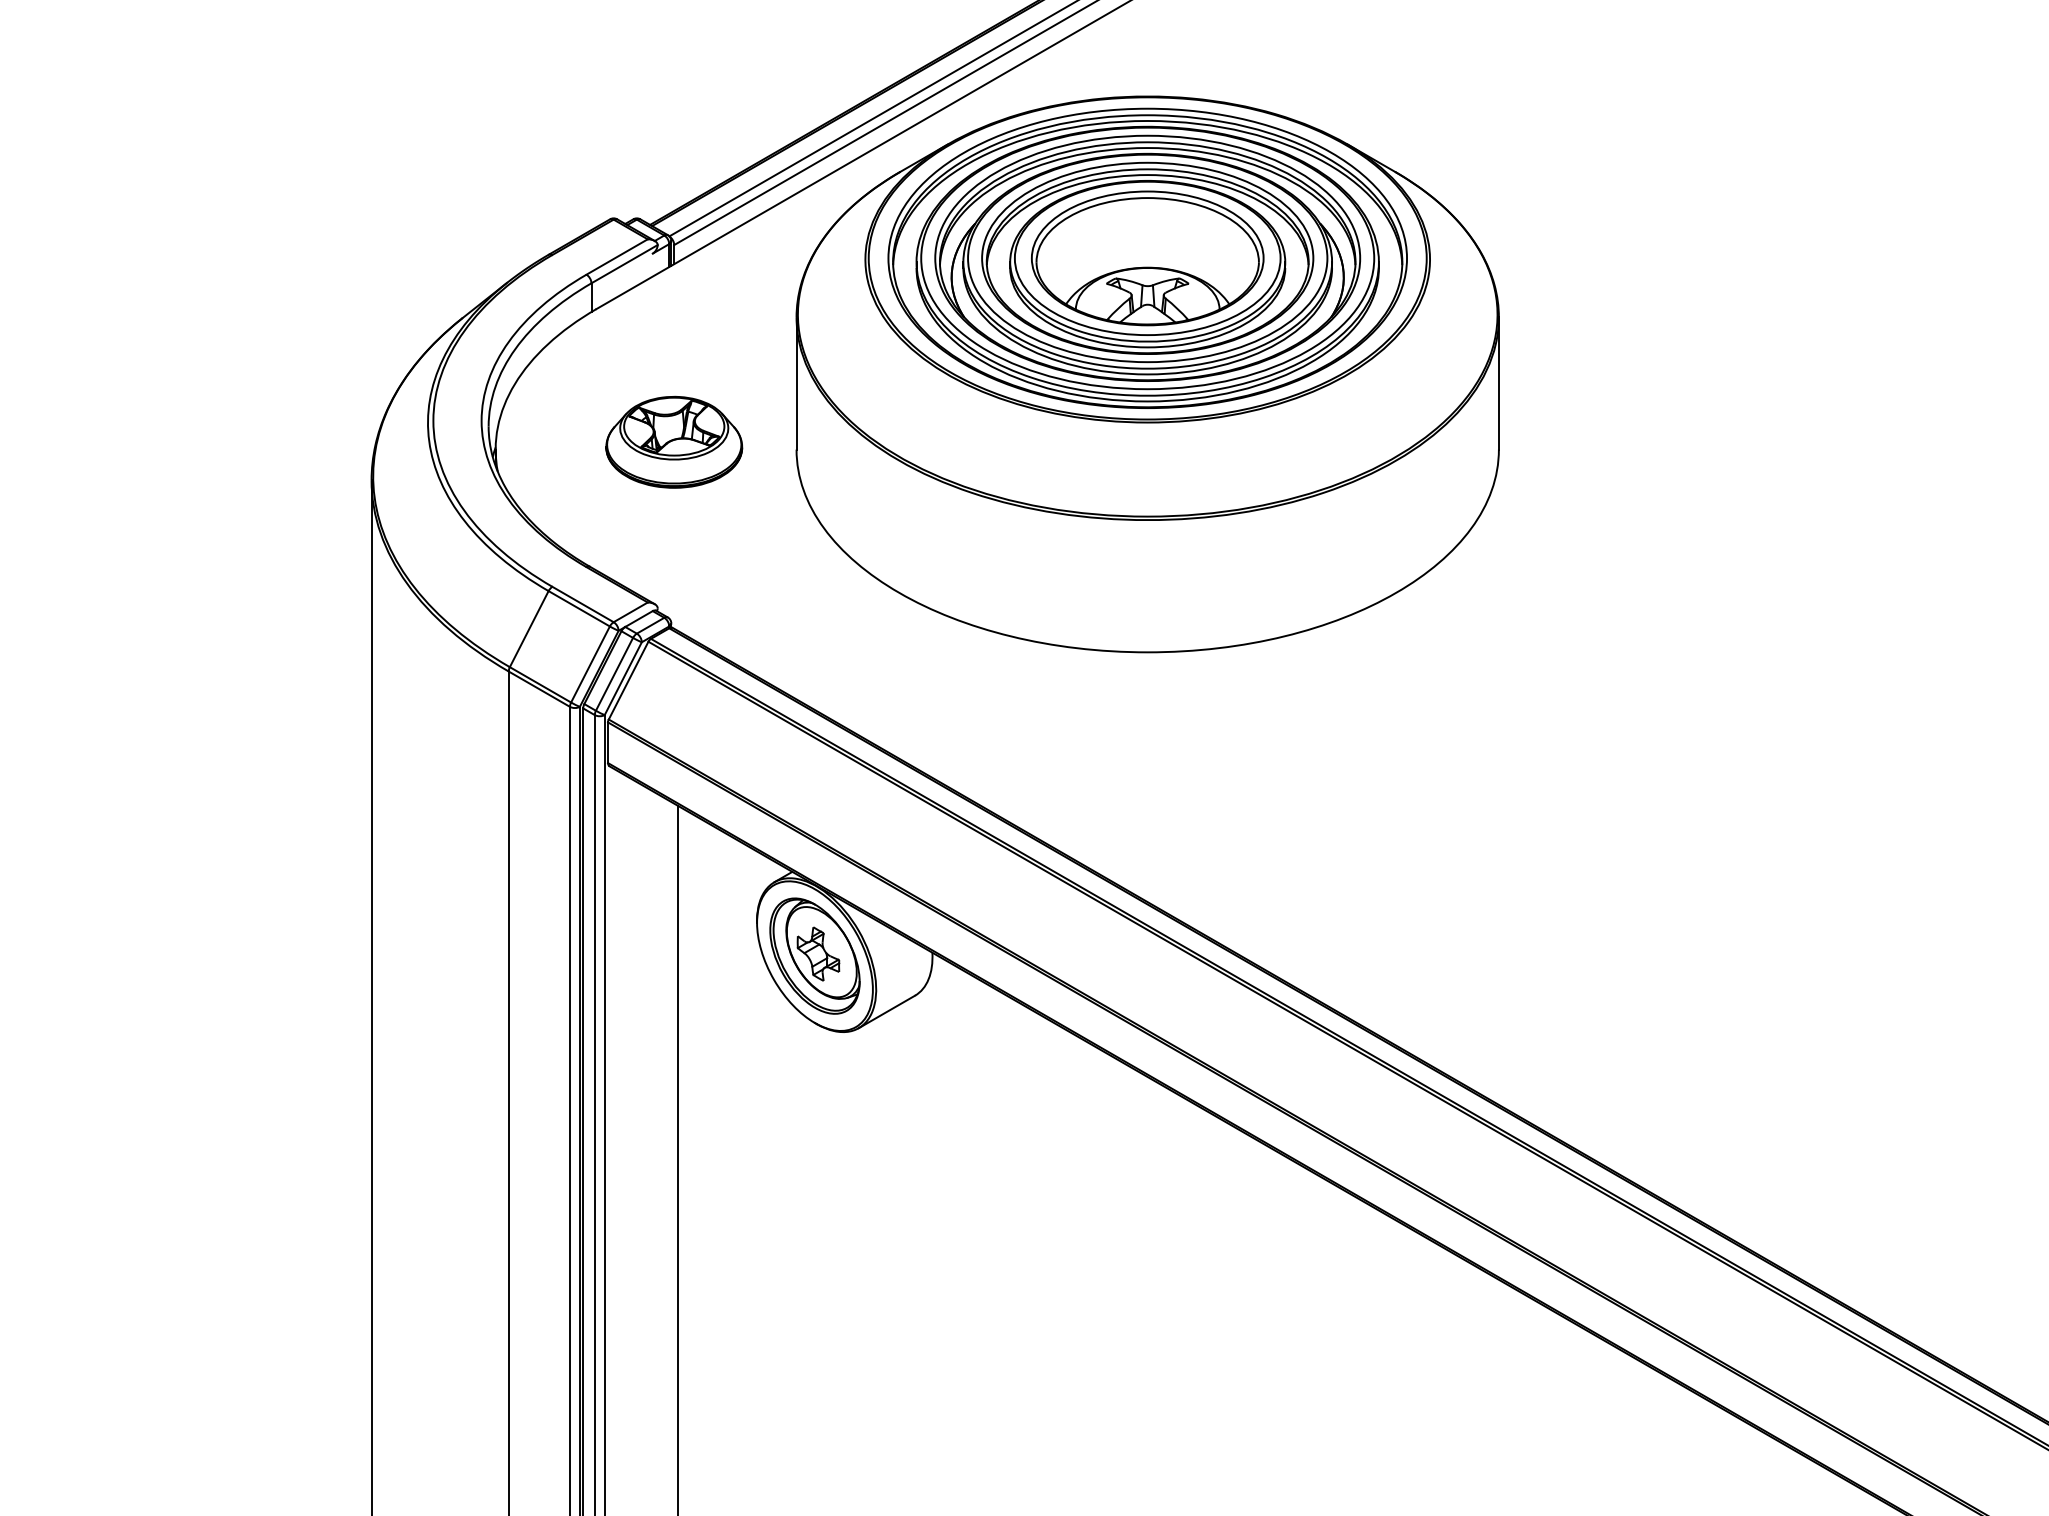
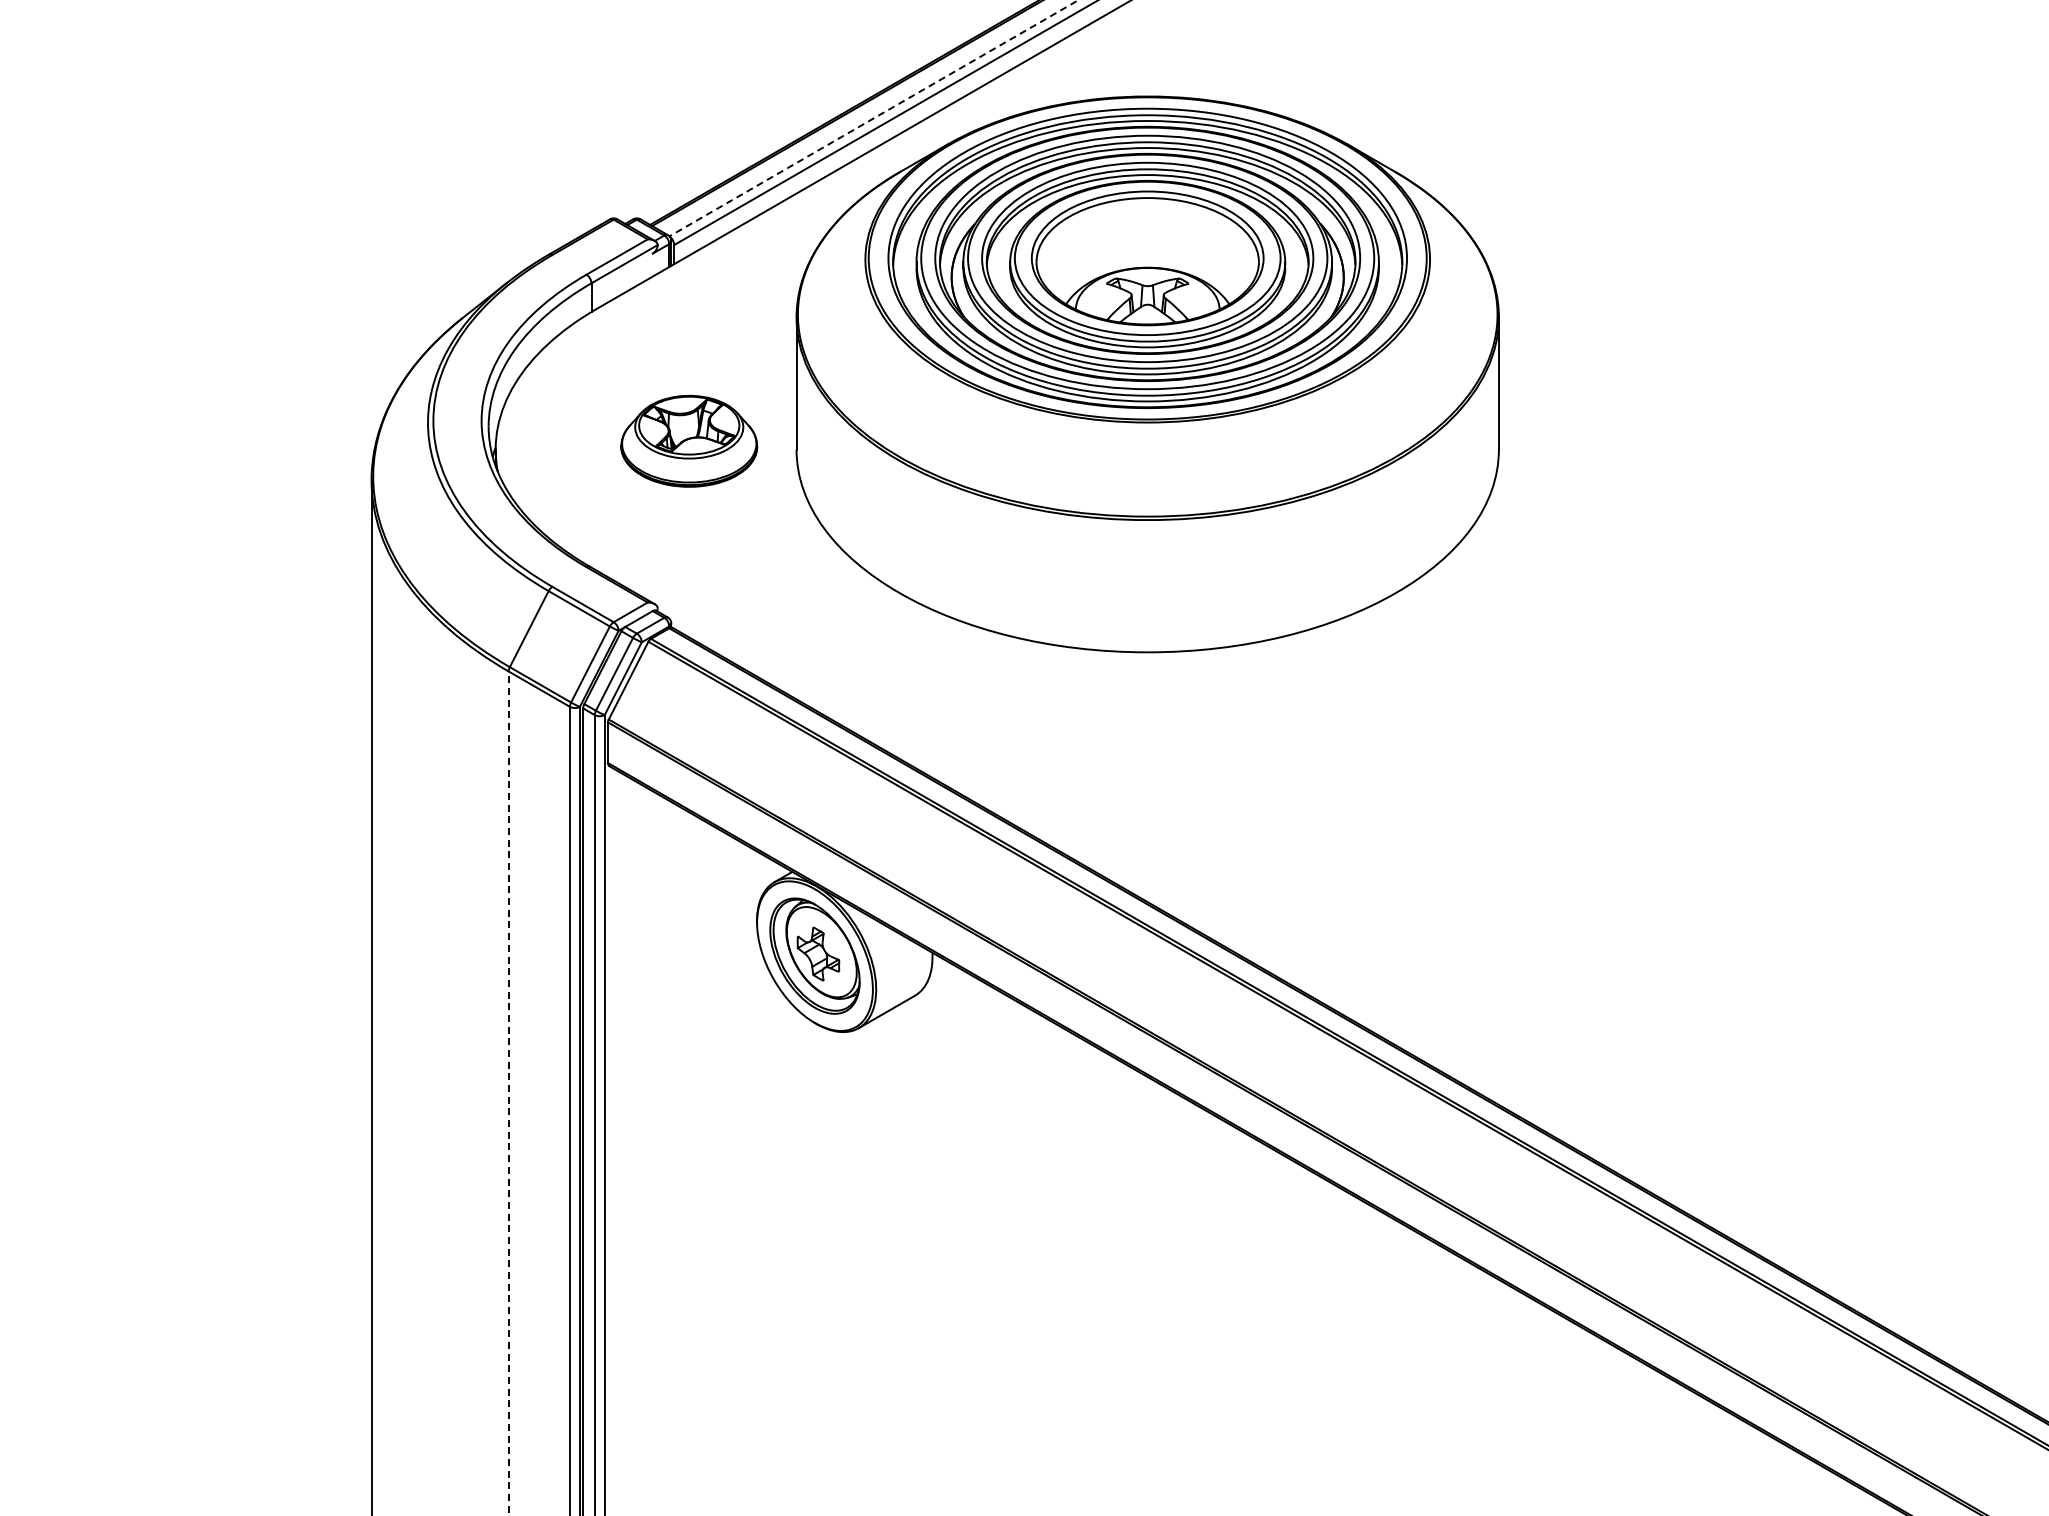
line: solid -> dashed (873, 118)
part position: (674, 441) -> (689, 440) (689, 440)
line: solid -> dashed (508, 1093)
line: present -> none (678, 1159)
